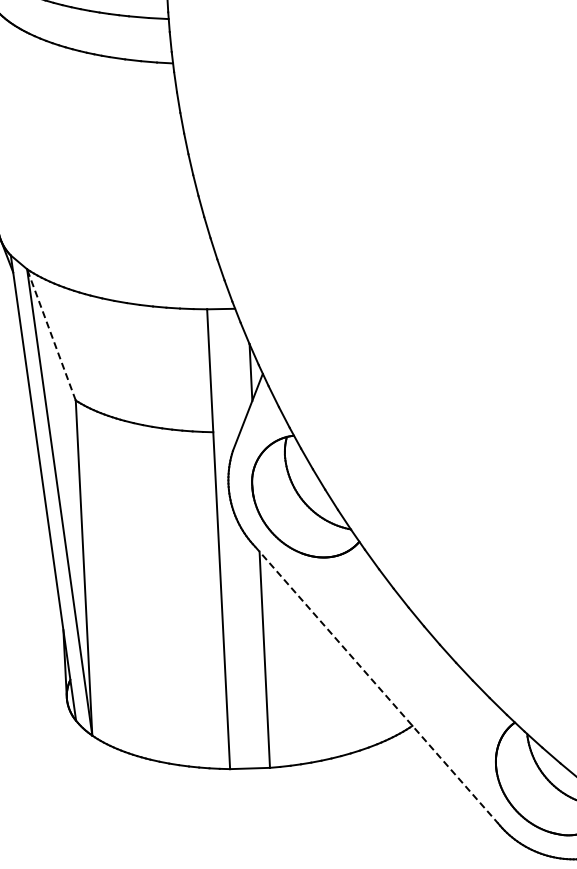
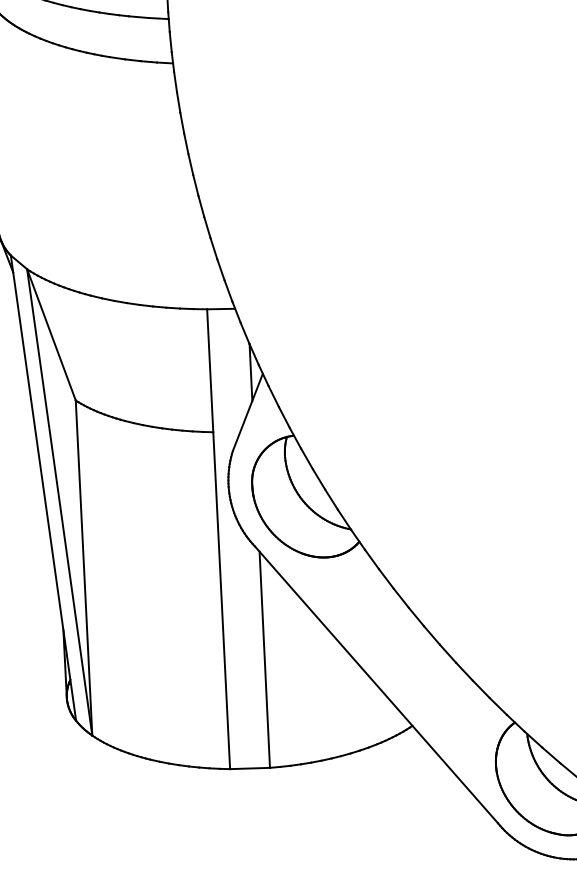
line: dashed -> solid (51, 334)
line: dashed -> solid (376, 685)
